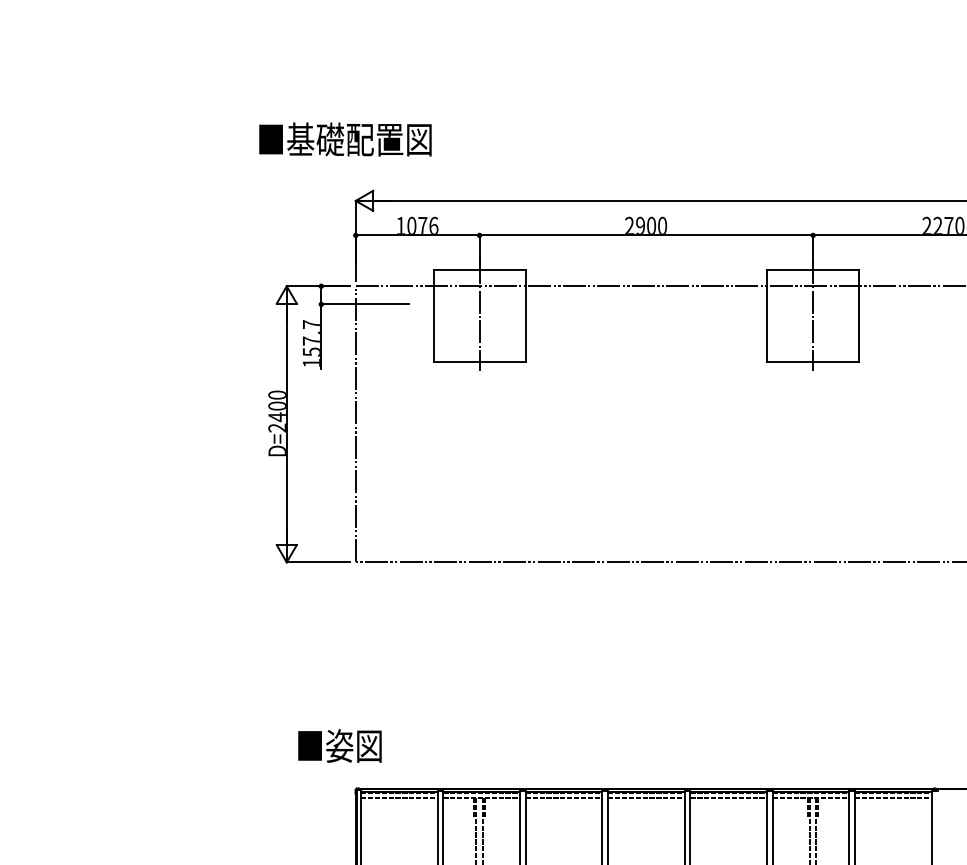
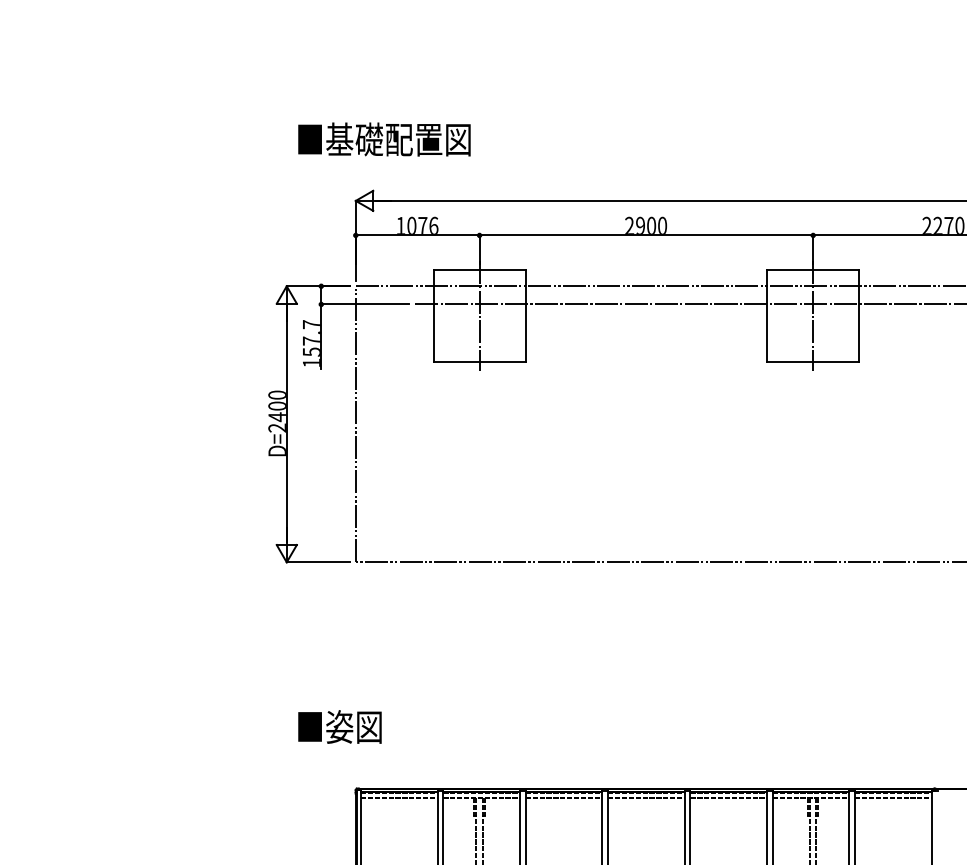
text position: (345, 139) -> (384, 139) (384, 139)
line: none -> present (689, 304)
text position: (339, 745) -> (339, 726) (339, 726)
